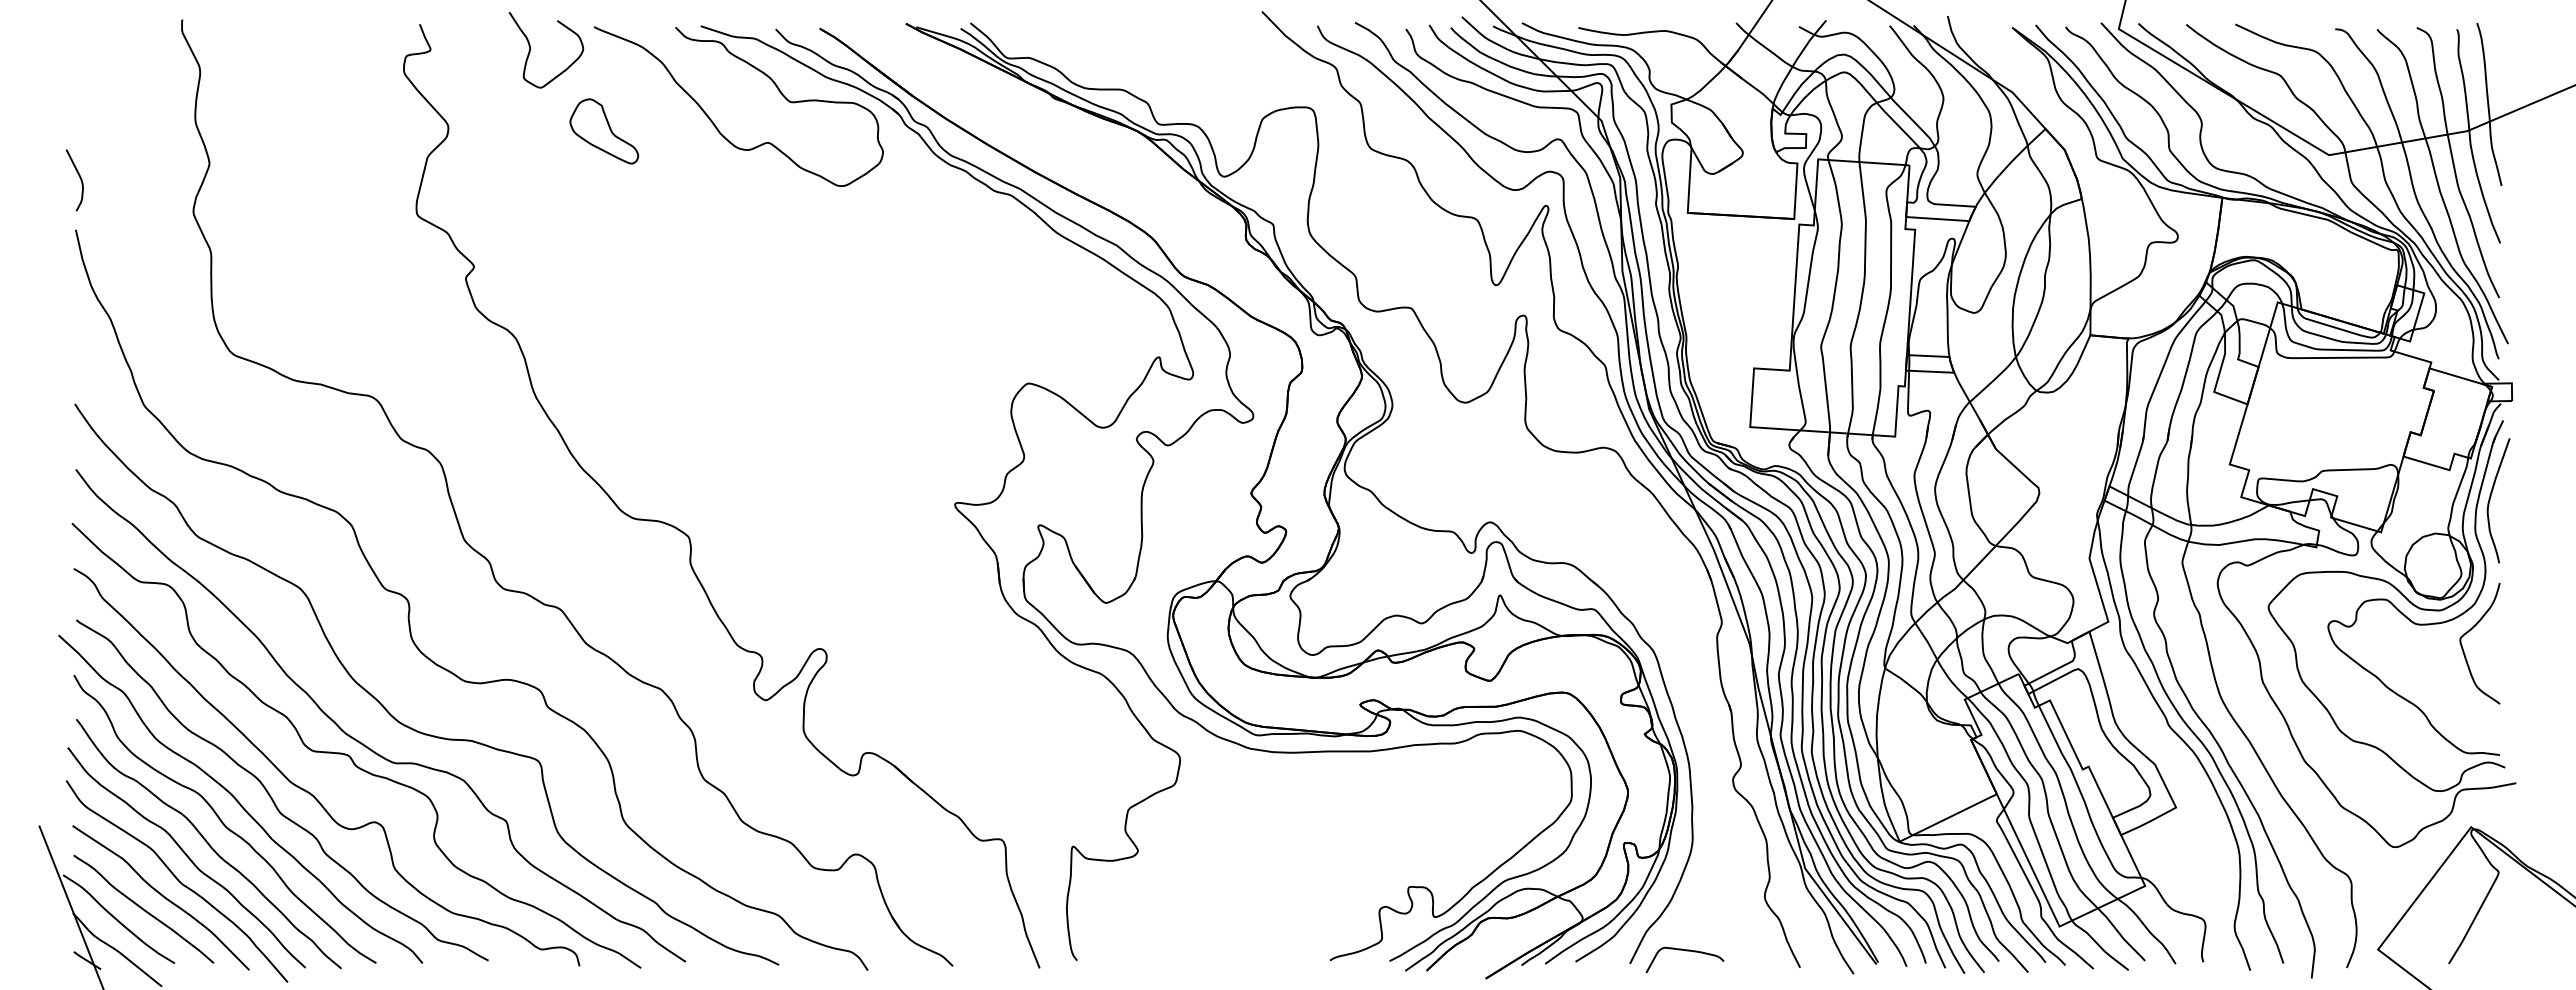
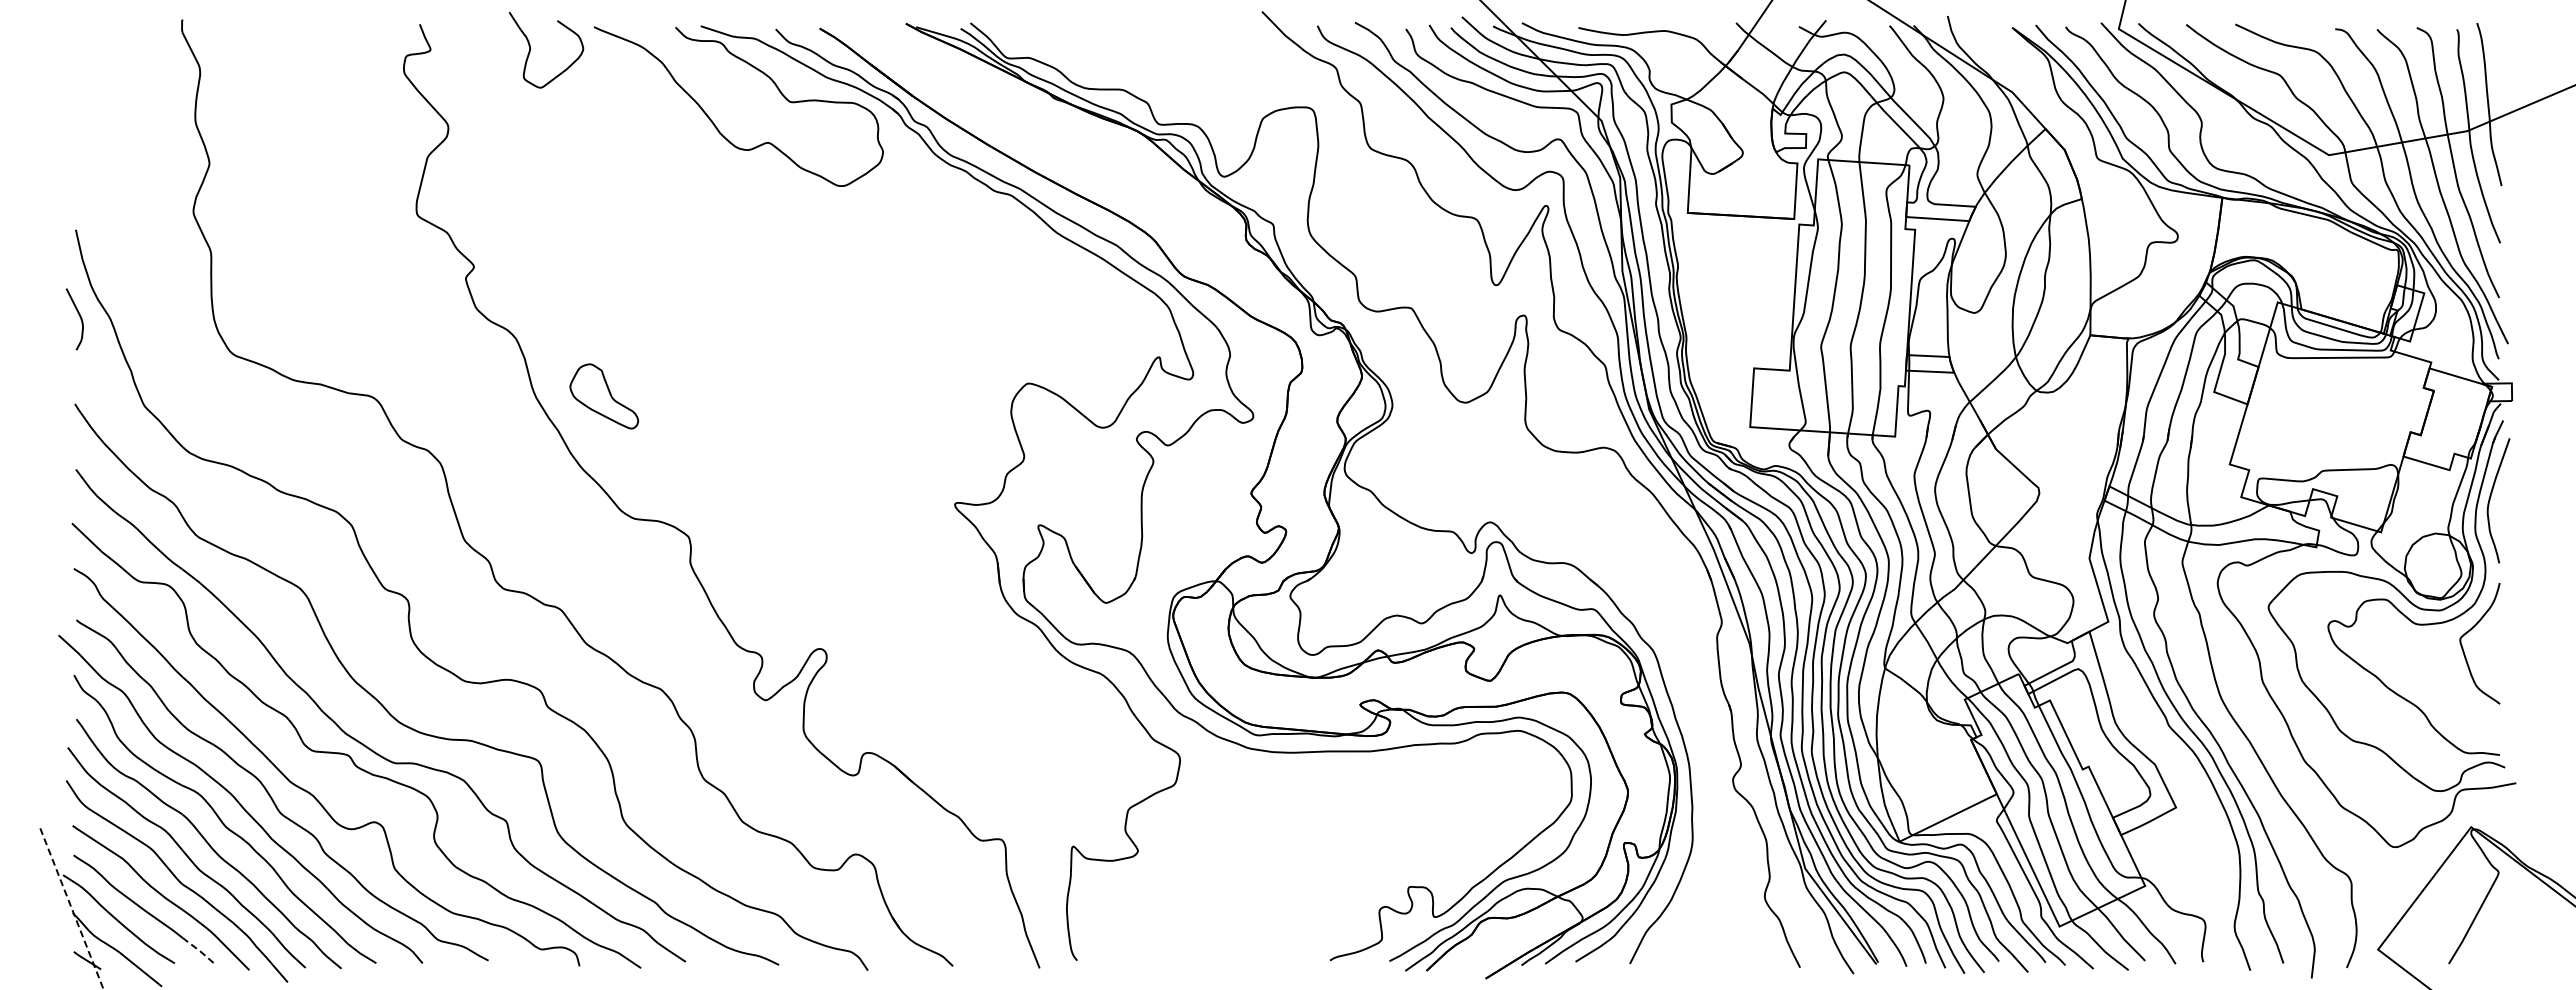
part position: (604, 131) -> (604, 396) (604, 396)
curve position: (79, 178) -> (79, 317) (79, 317)
line: solid -> dashed (71, 907)
line: solid -> dashed (199, 950)
curve: present -> none (1685, 951)
